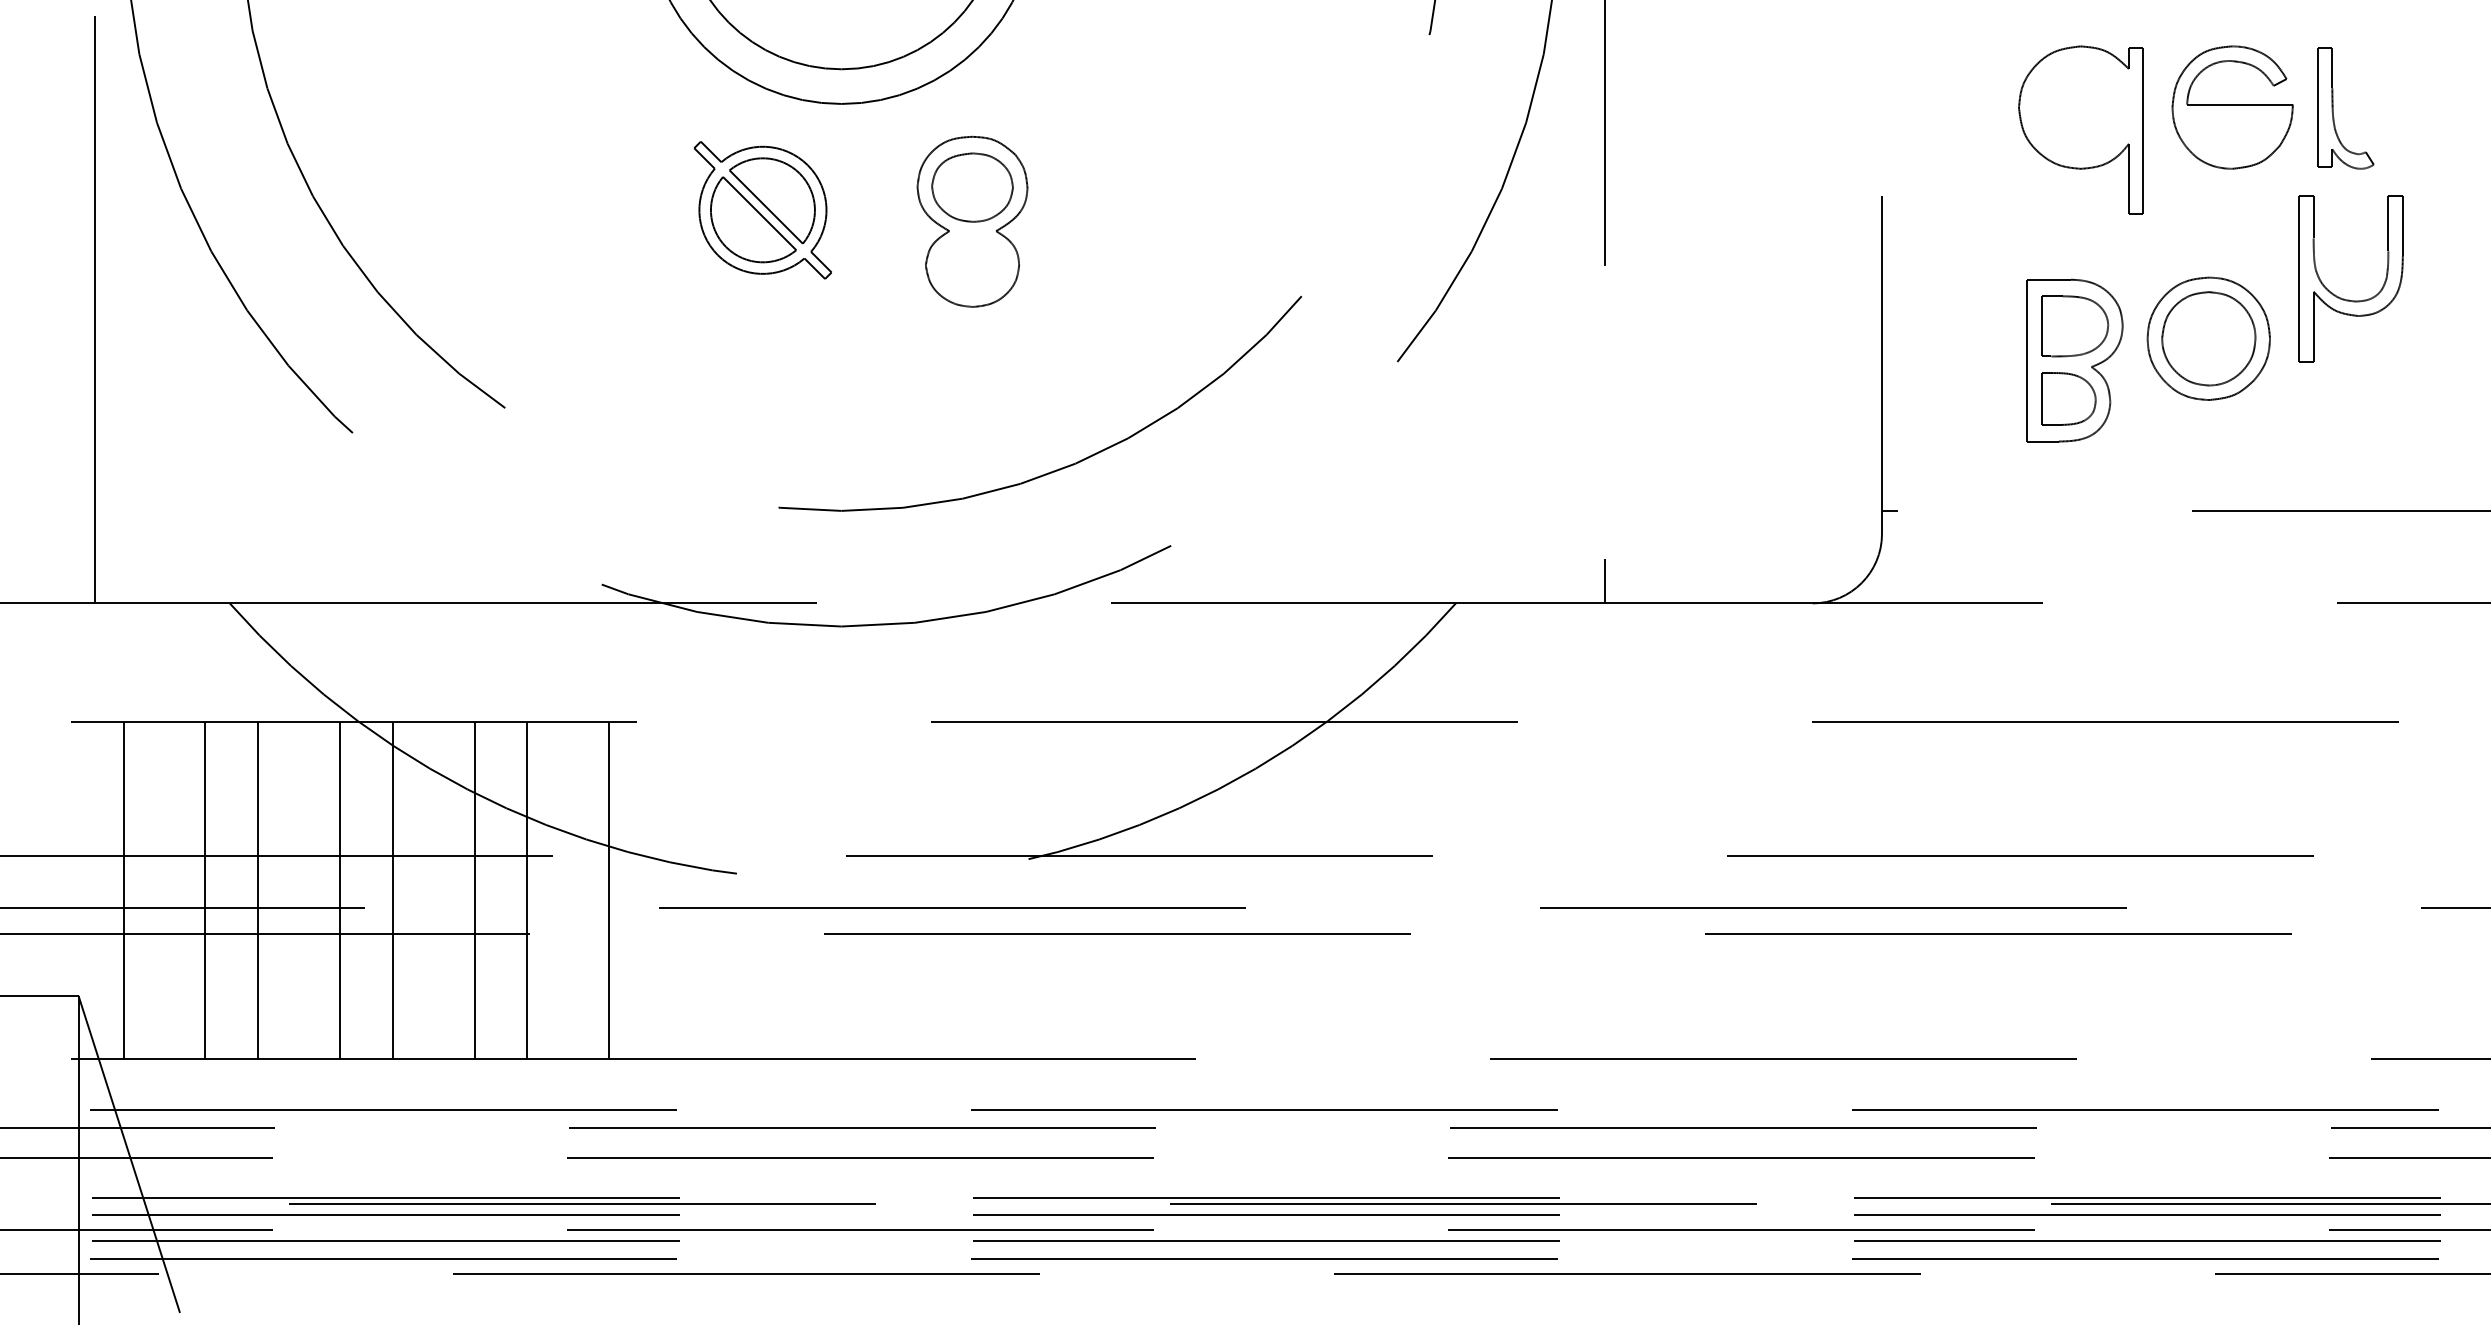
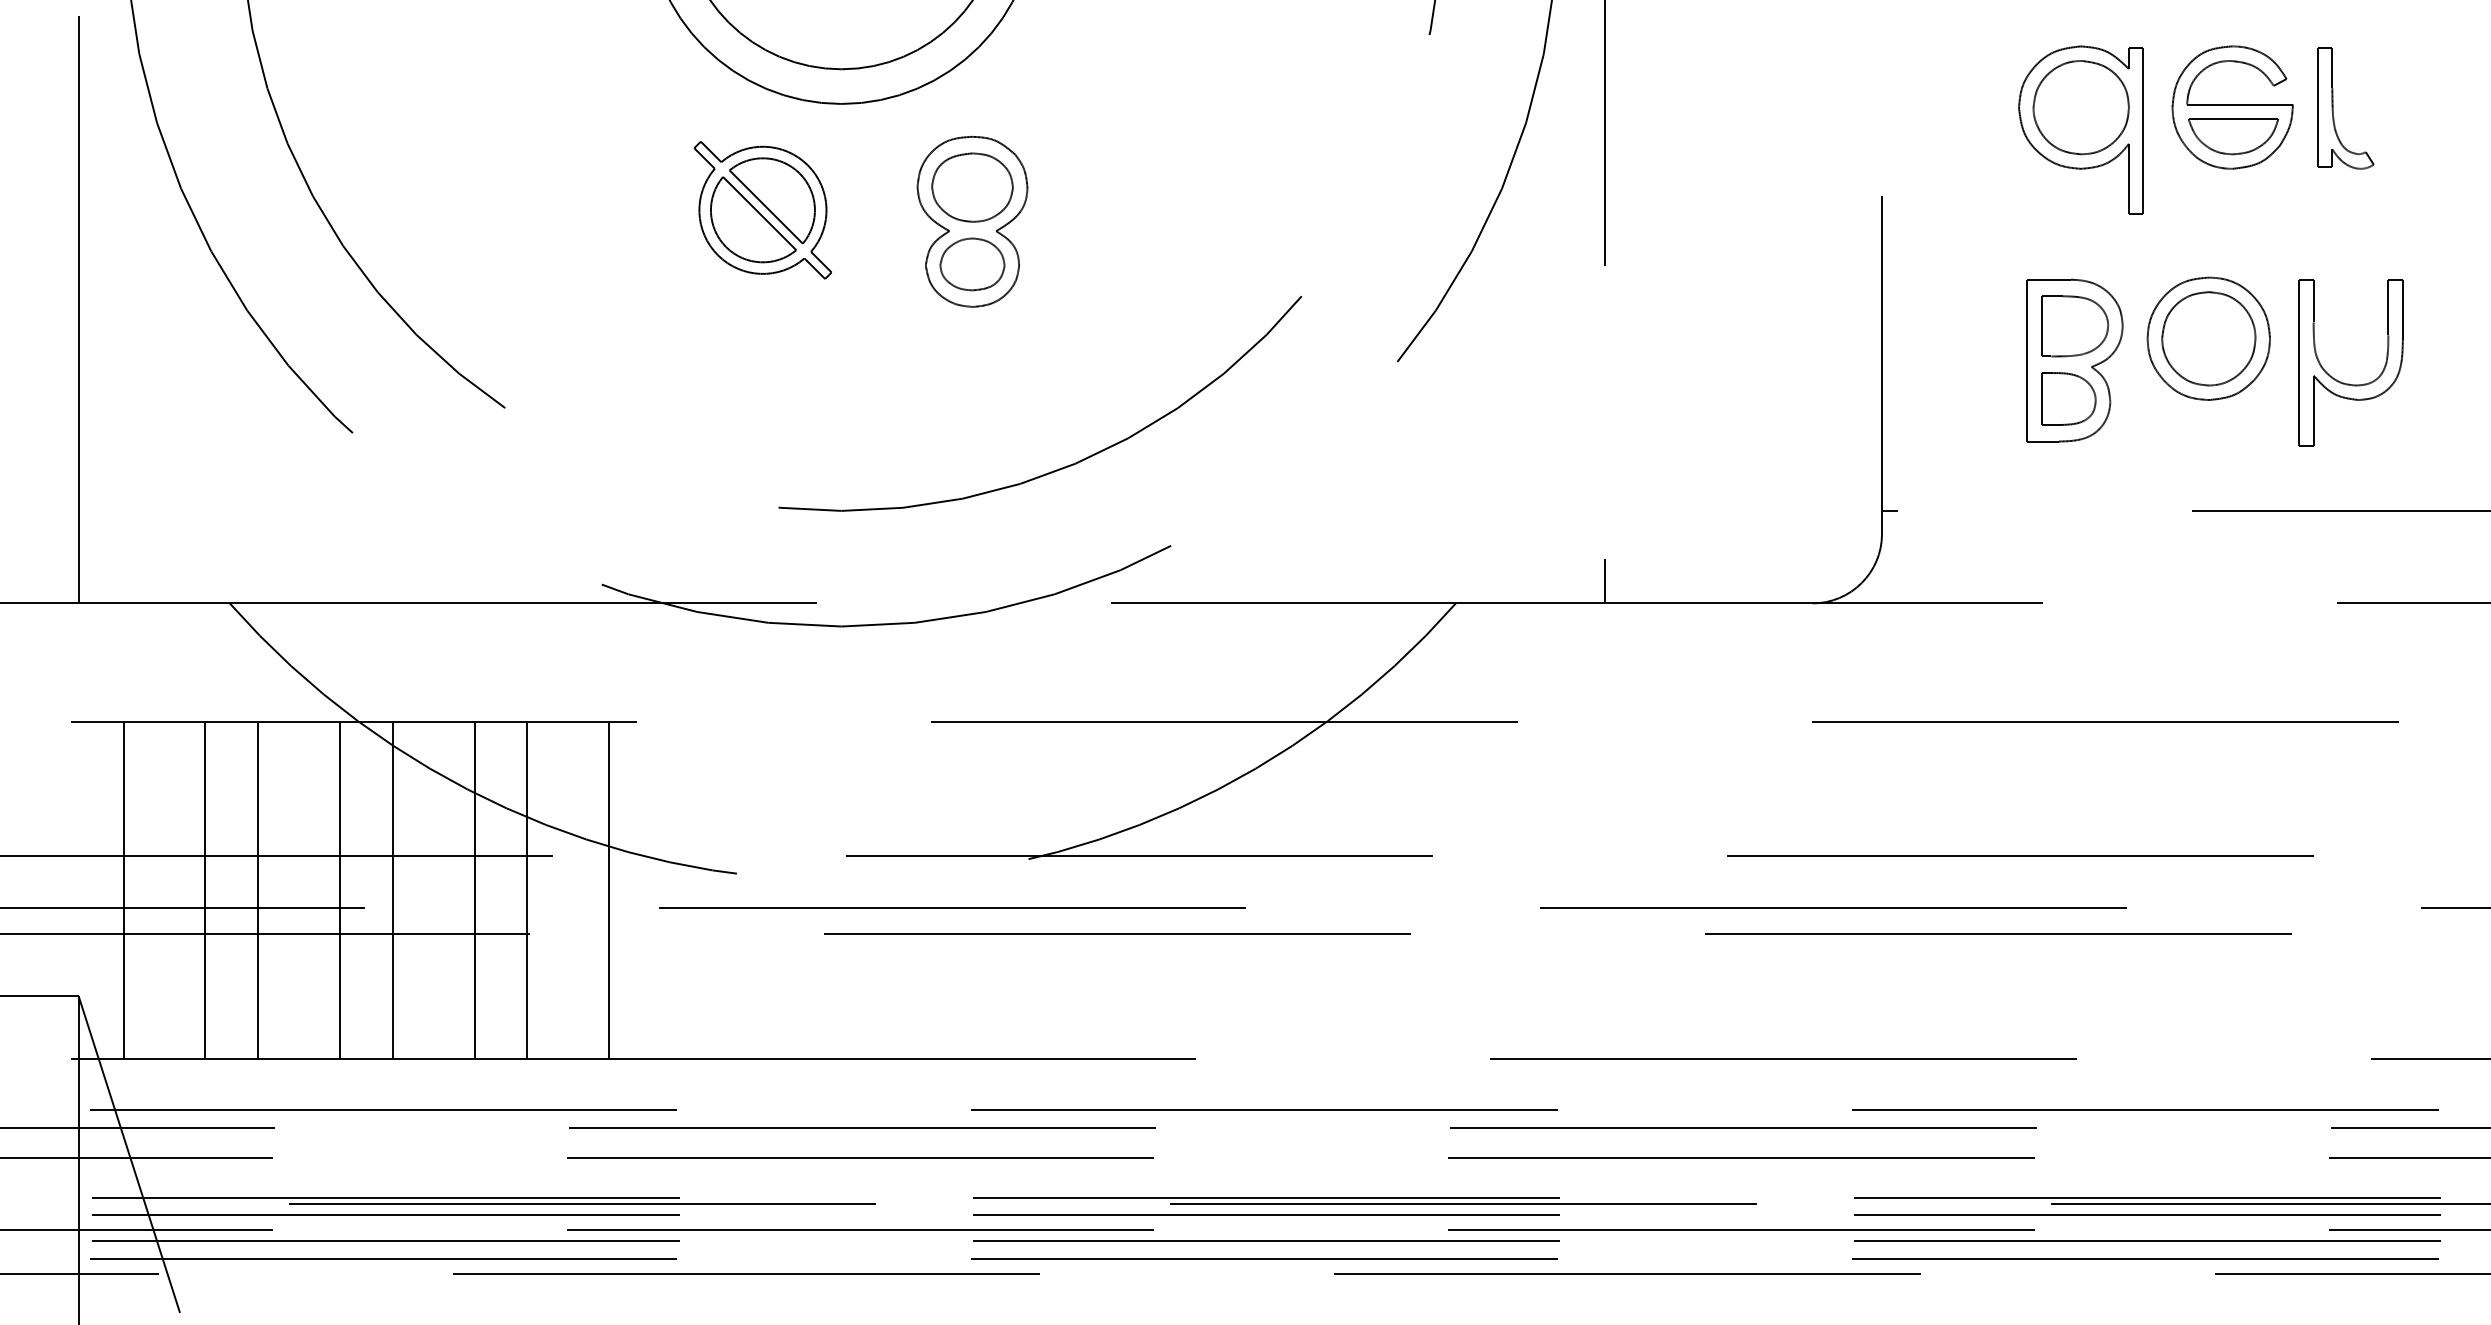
part: none -> present (2080, 107)
part: none -> present (2233, 136)
part: none -> present (972, 264)
part position: (2344, 298) -> (2344, 382) (2344, 382)
line position: (94, 302) -> (78, 302) (78, 302)
